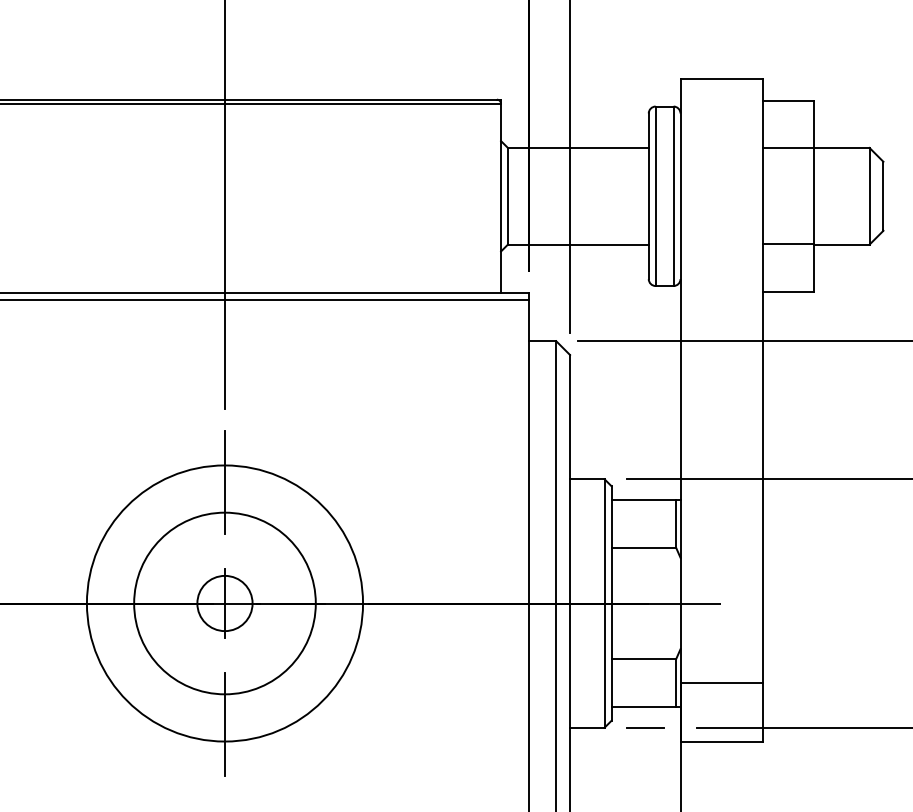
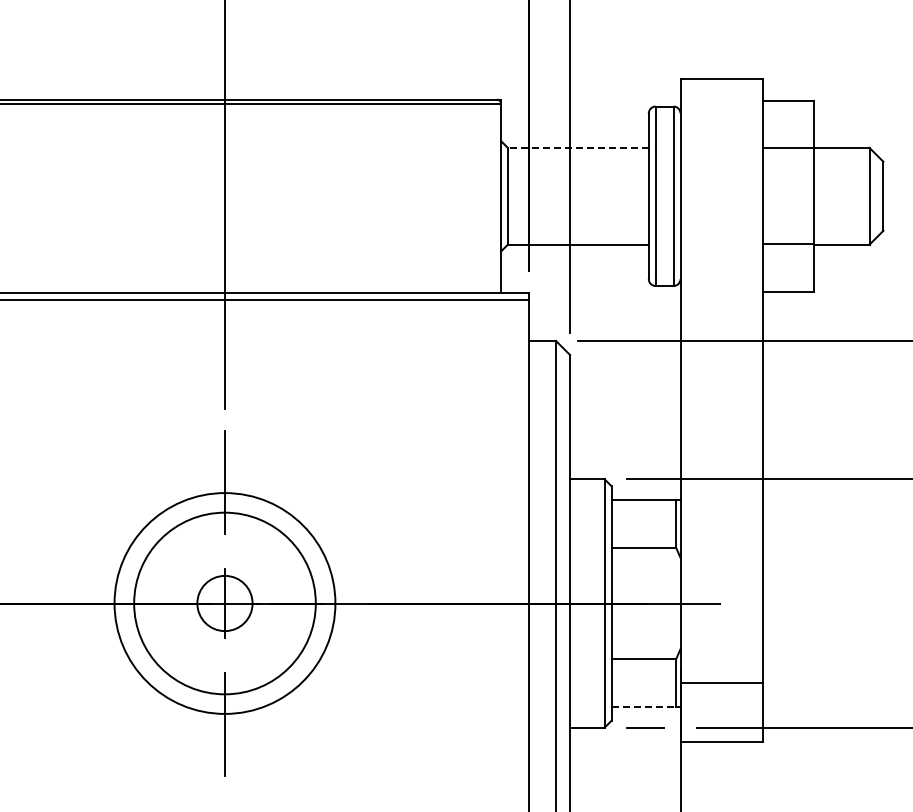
line: solid -> dashed (577, 147)
circle diameter: 276 px -> 221 px (224, 603)
line: solid -> dashed (644, 707)
